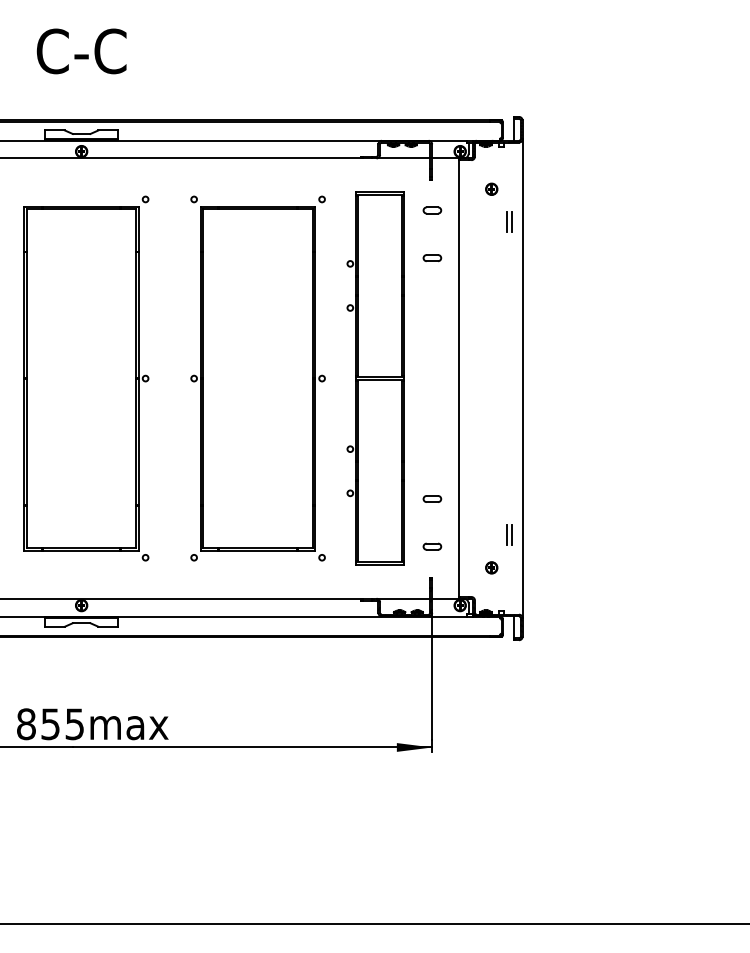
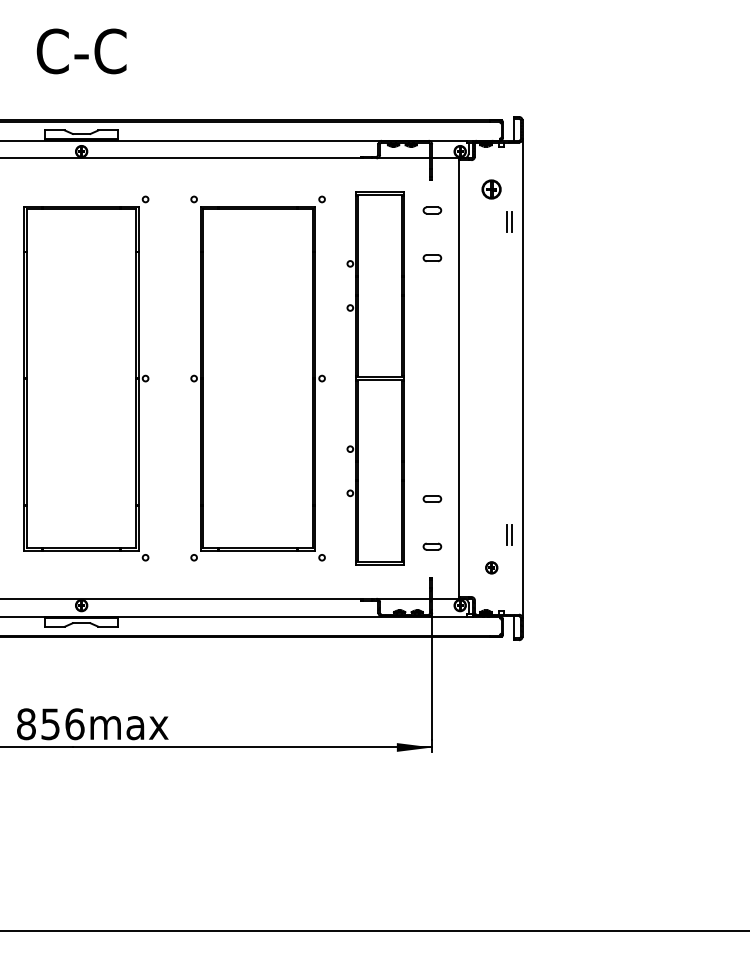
part size: 14x14 px -> 21x21 px (491, 189)
text: 855max -> 856max (74, 724)
line position: (374, 924) -> (374, 931) (374, 931)
